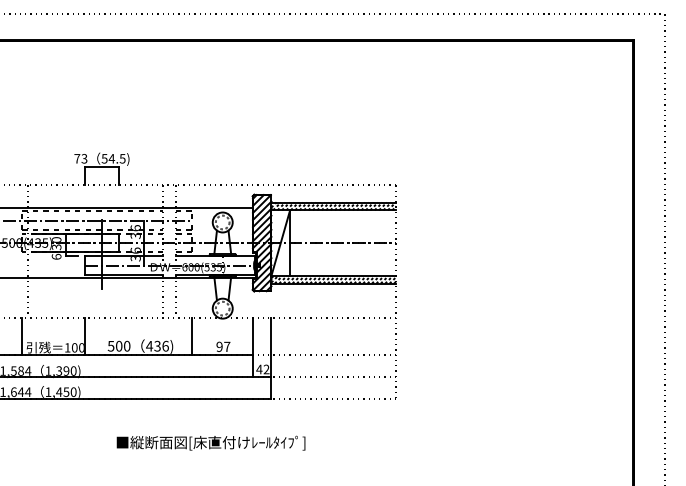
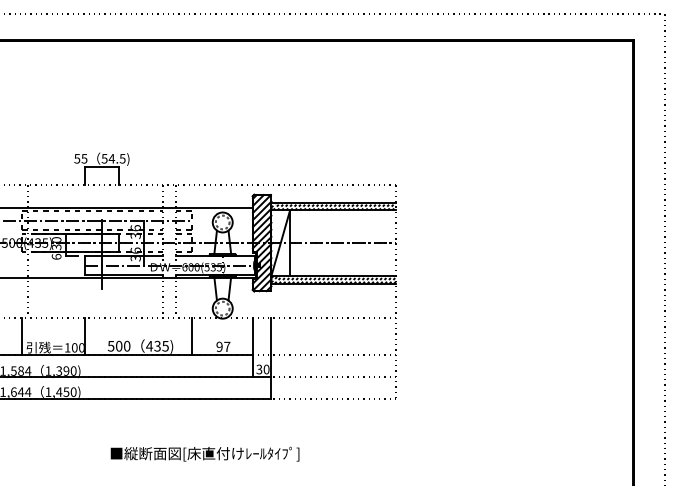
text: 73 -> 55 (80, 158)
text: 436) -> 435) (165, 345)
text: 42 -> 30 (262, 369)
text position: (210, 442) -> (204, 453) (204, 453)
